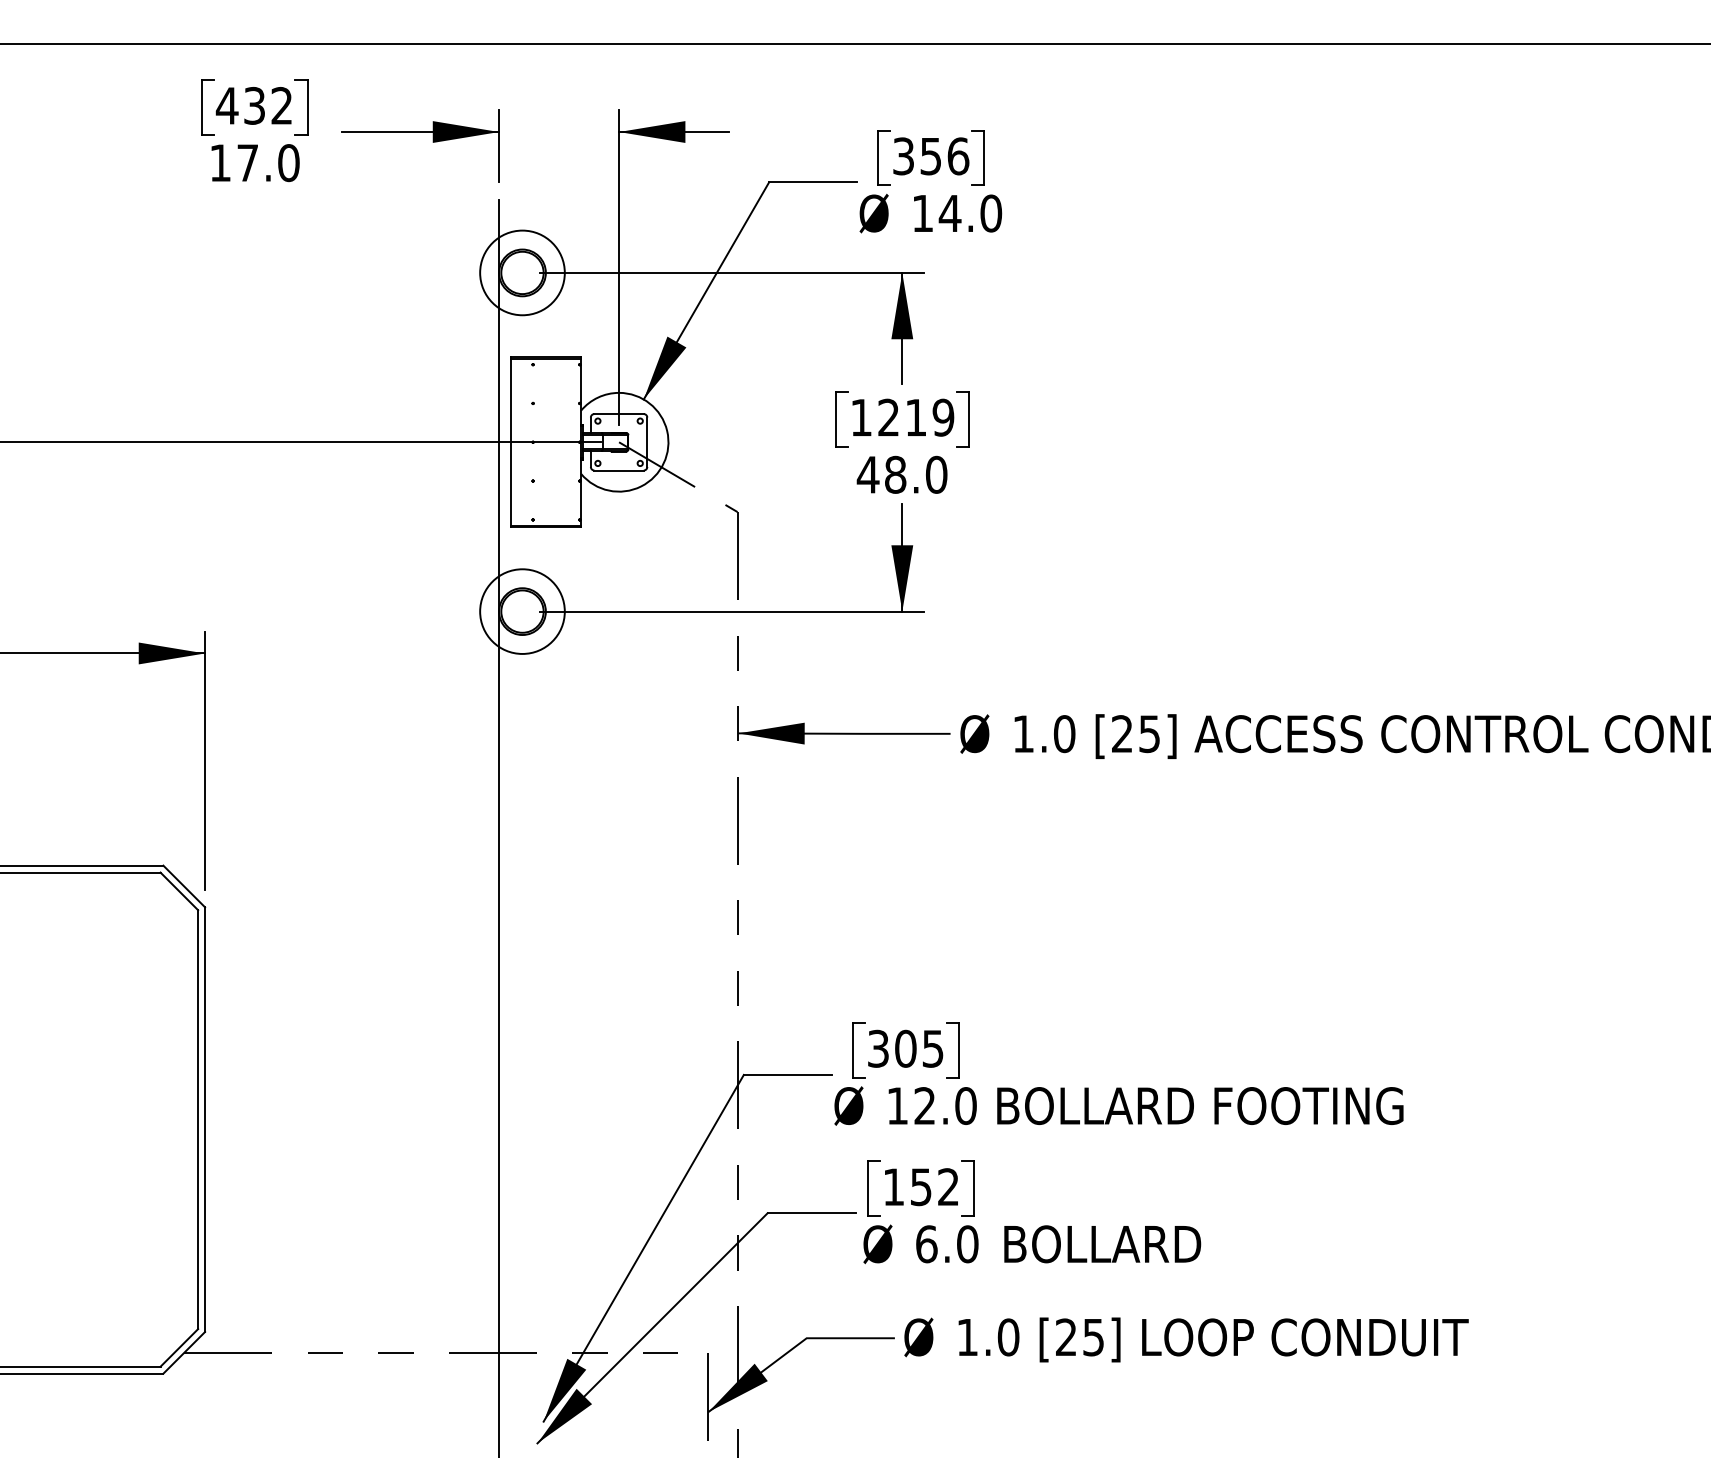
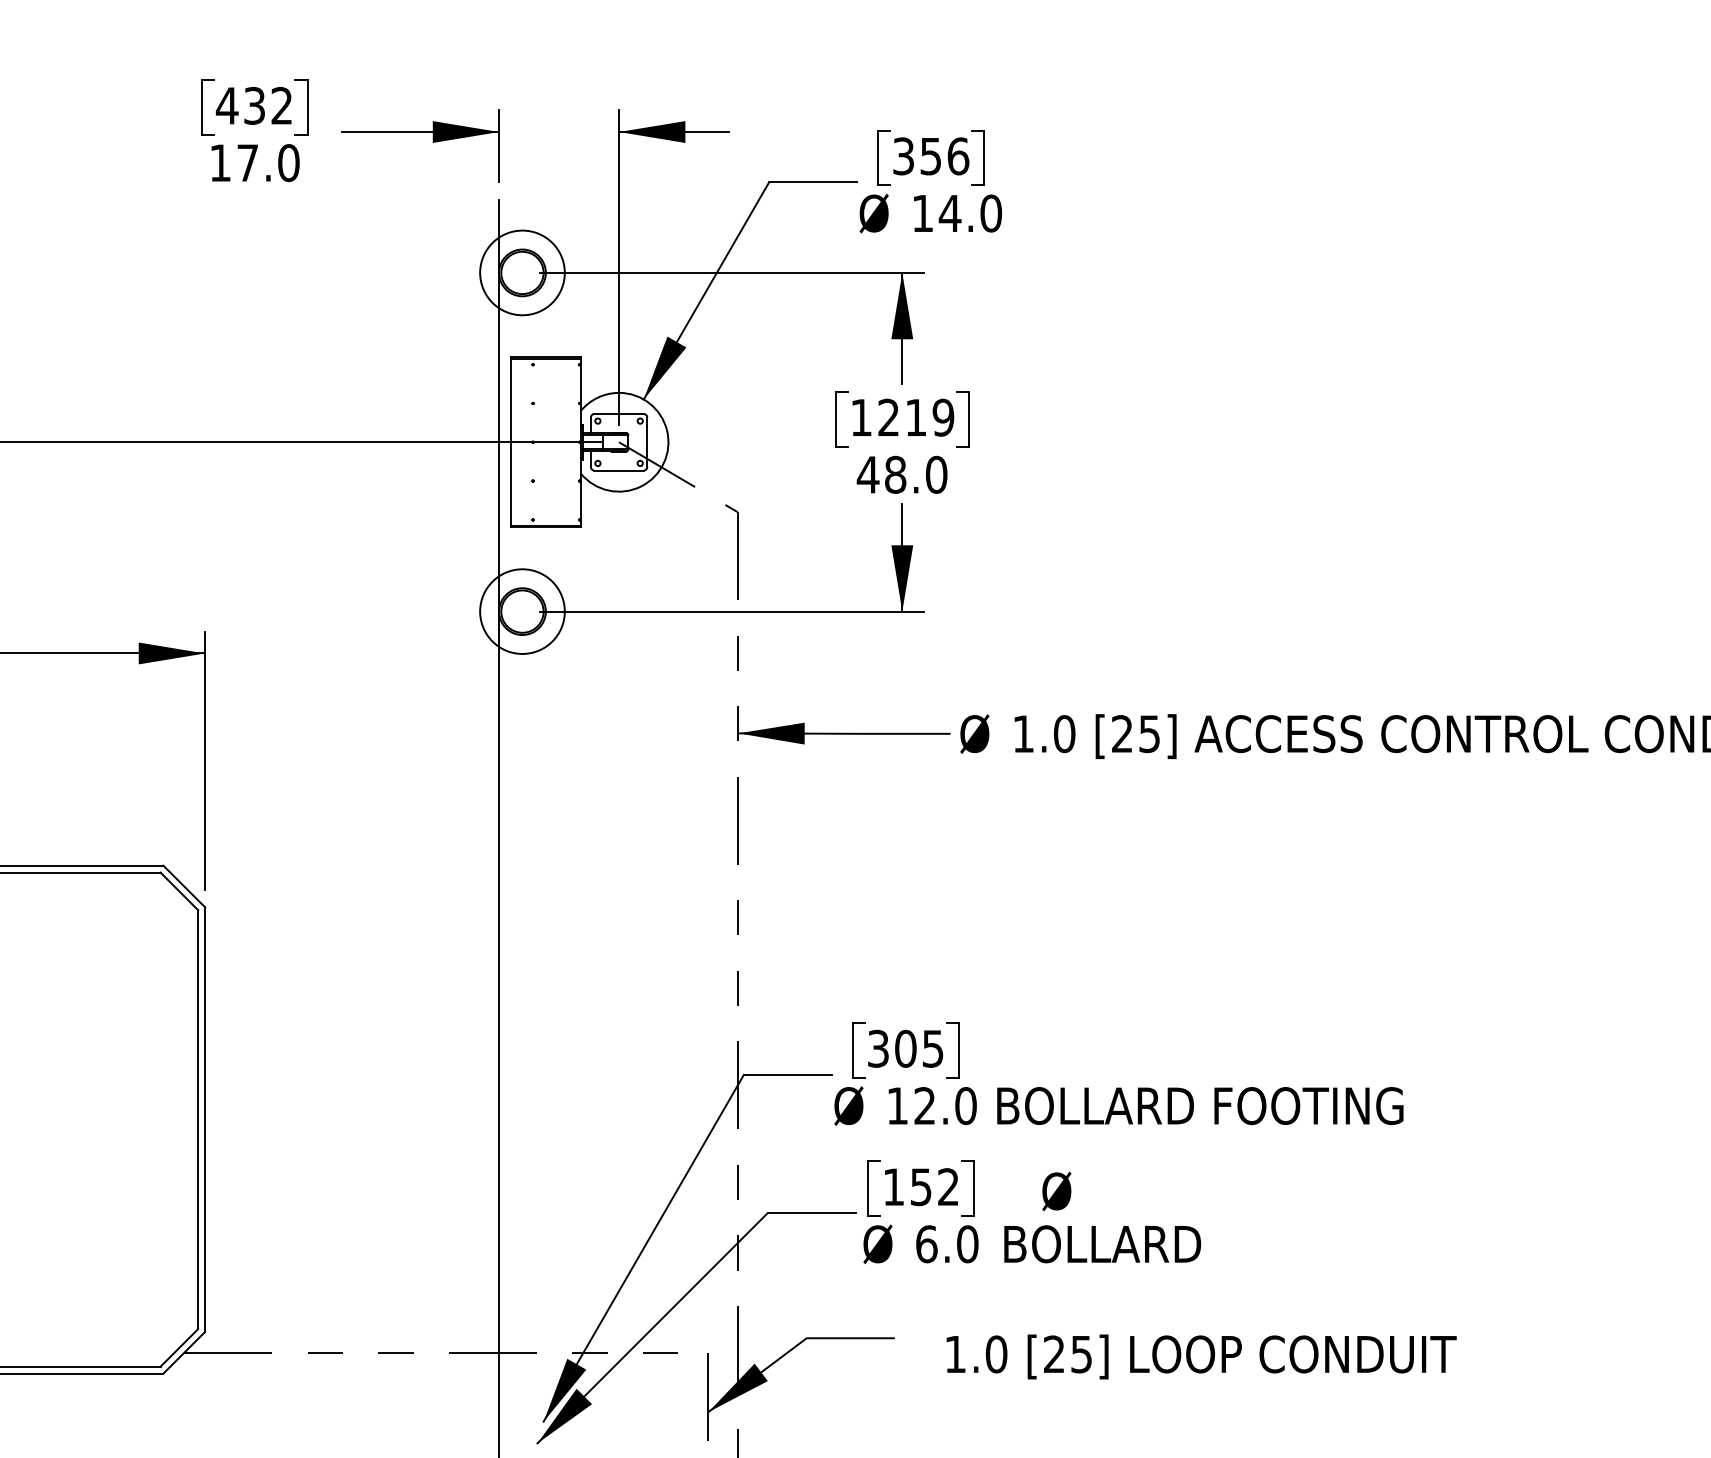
line: present -> none (854, 43)
text position: (918, 1337) -> (1056, 1191) (1056, 1191)
text position: (1213, 1339) -> (1201, 1356) (1201, 1356)
